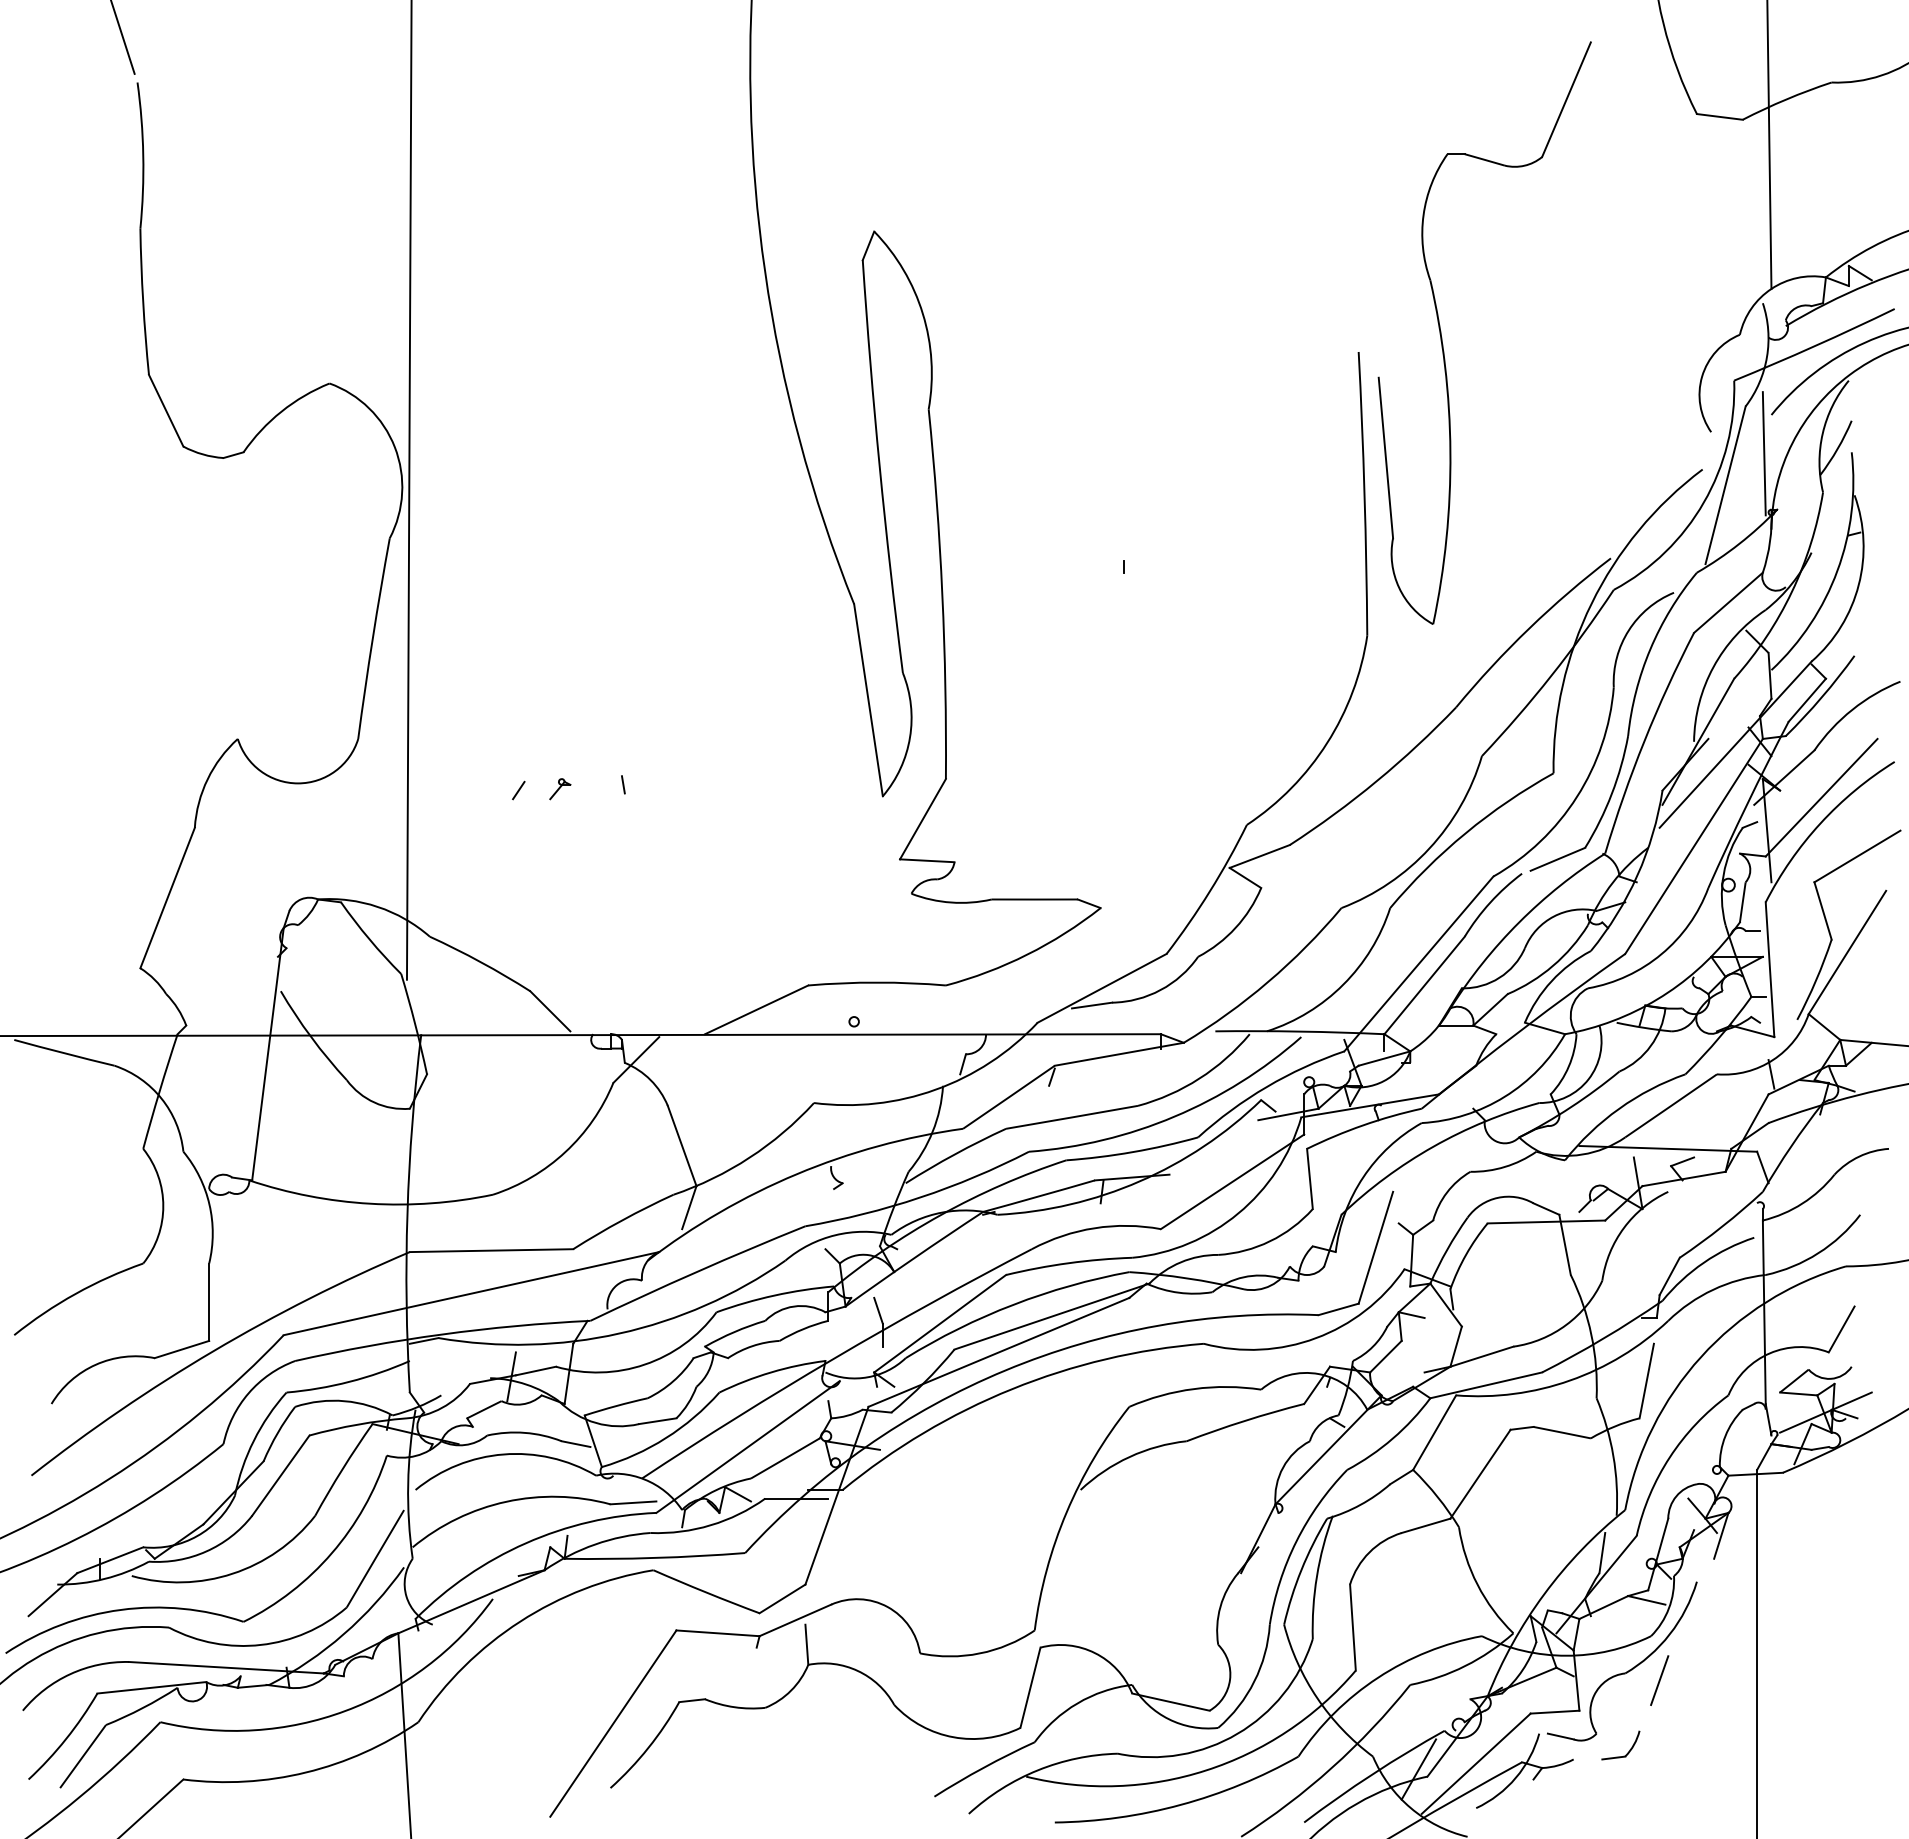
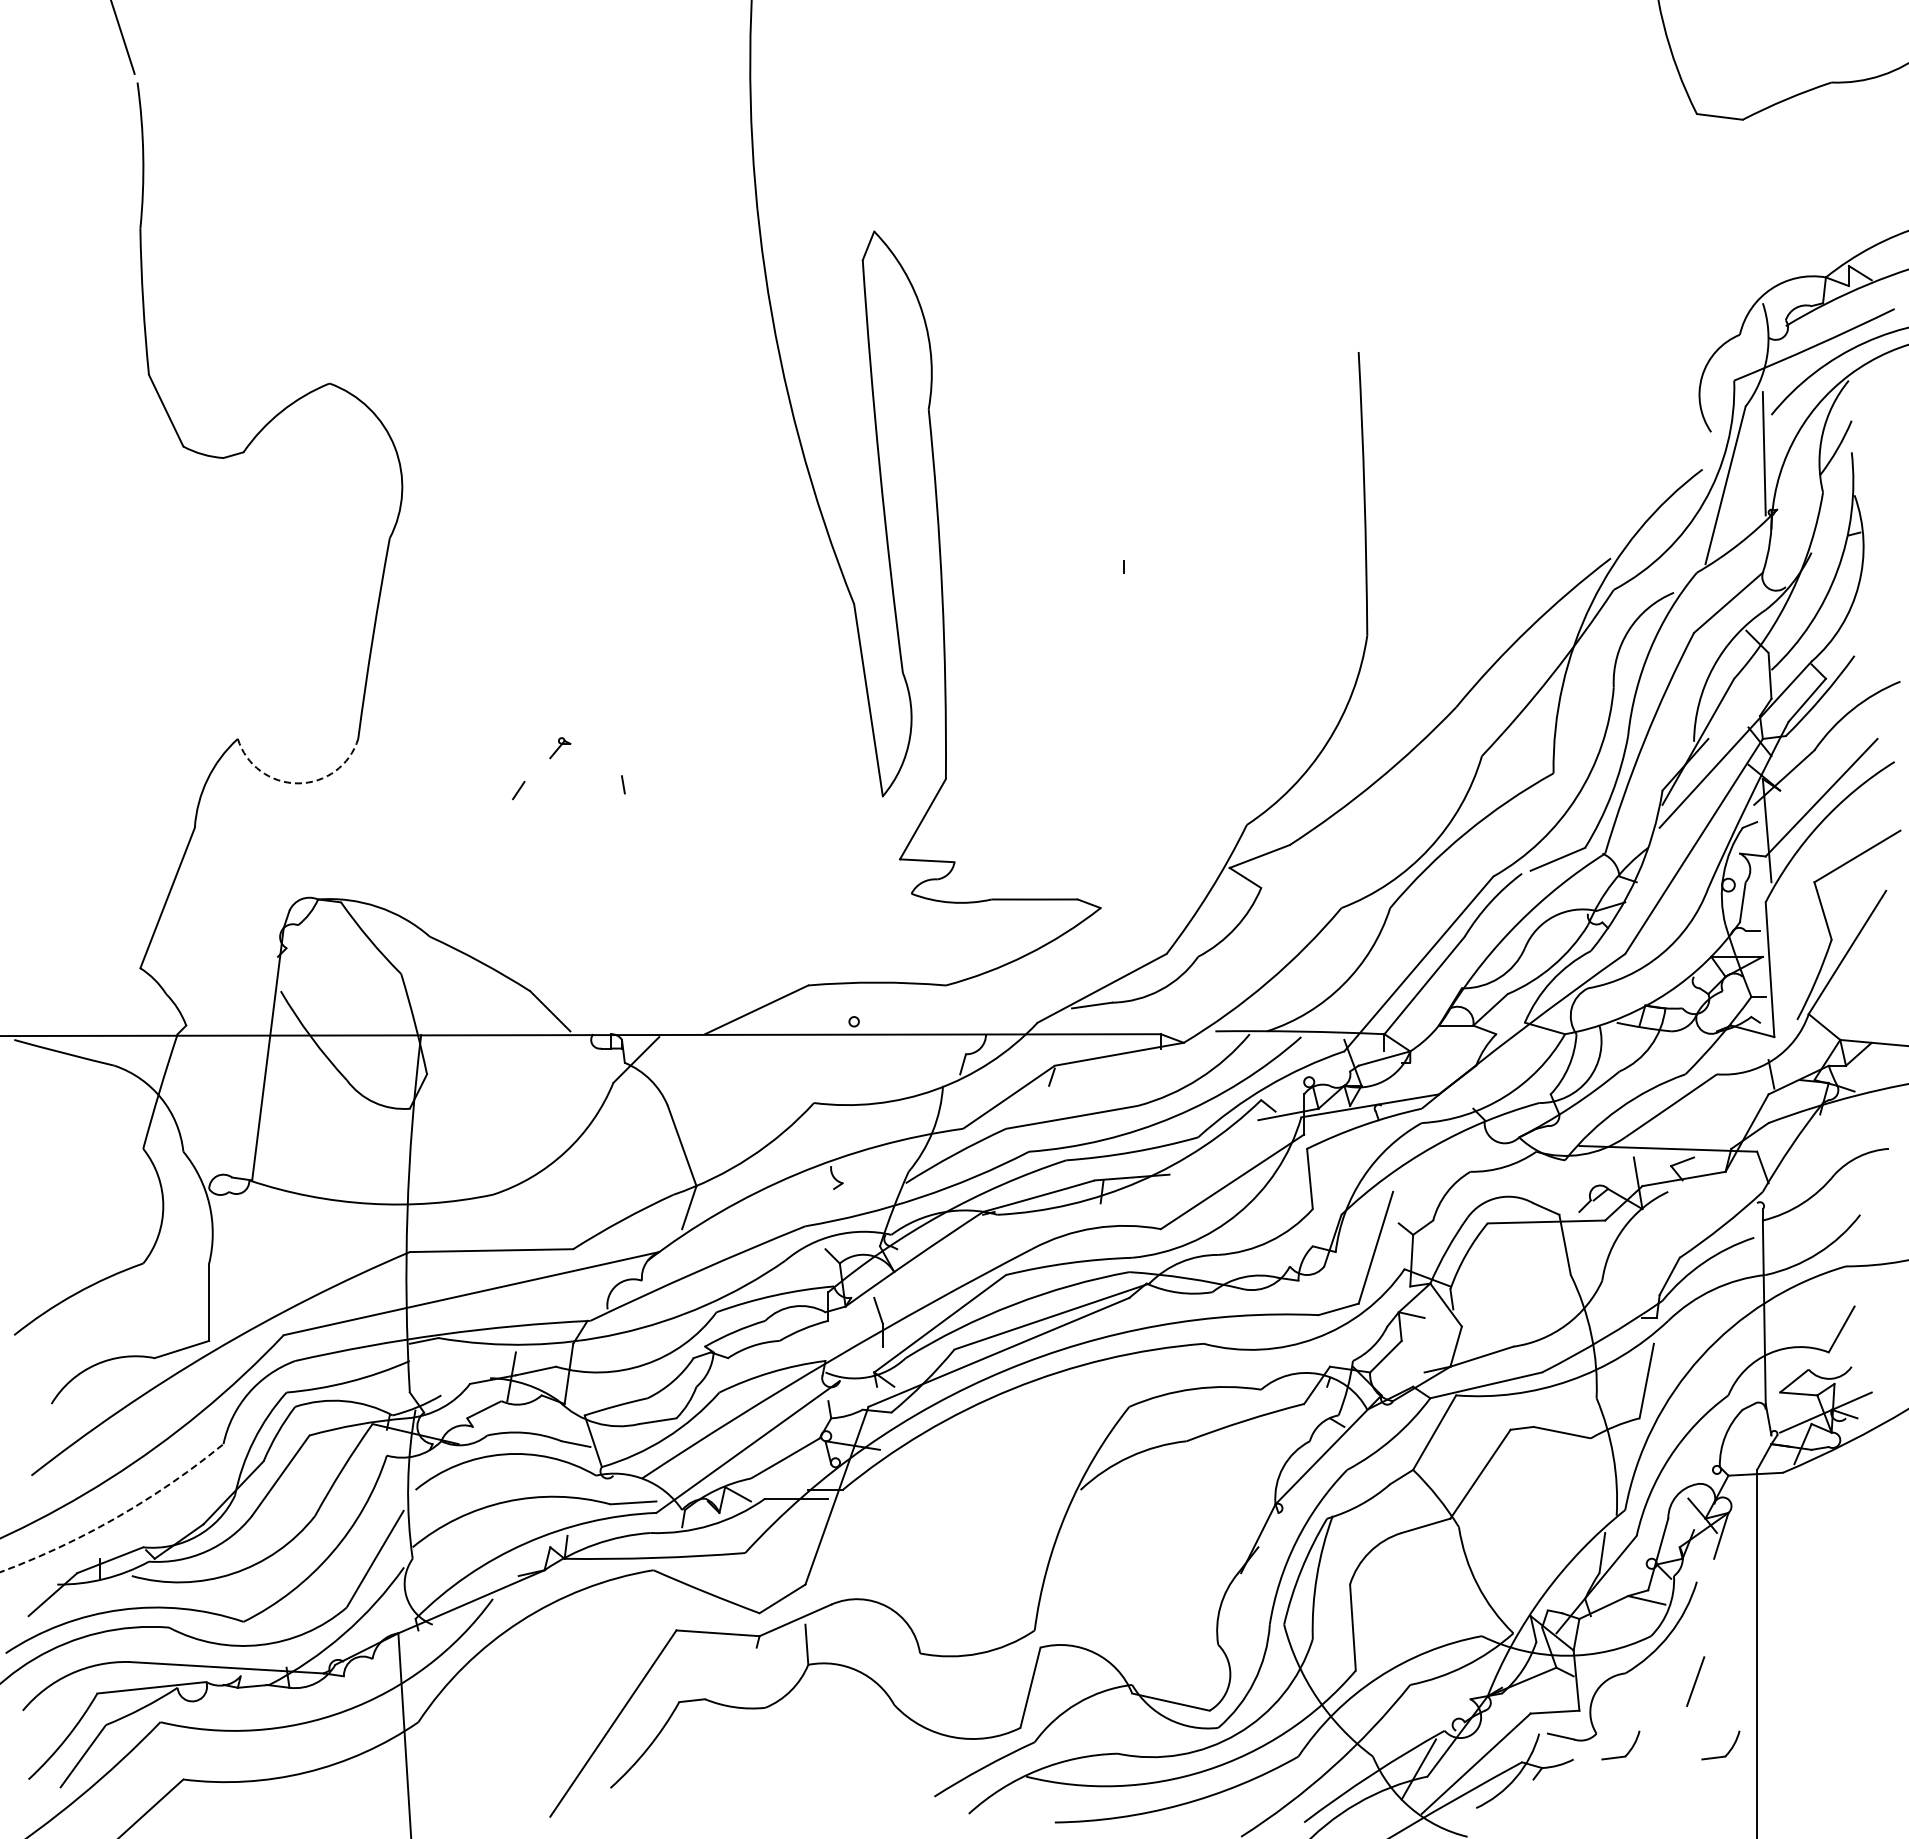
line: present -> none (1769, 145)
part: present -> none (1442, 337)
line: present -> none (408, 490)
arc: solid -> dashed (298, 783)
part position: (560, 789) -> (560, 748) (560, 748)
arc: solid -> dashed (116, 1517)
line position: (1659, 1680) -> (1695, 1681) (1695, 1681)
part: none -> present (1729, 1749)
